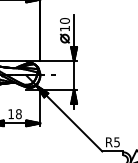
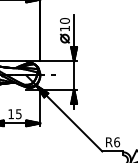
text: 18 -> 15 (18, 114)
text: R5 -> R6 (117, 142)
